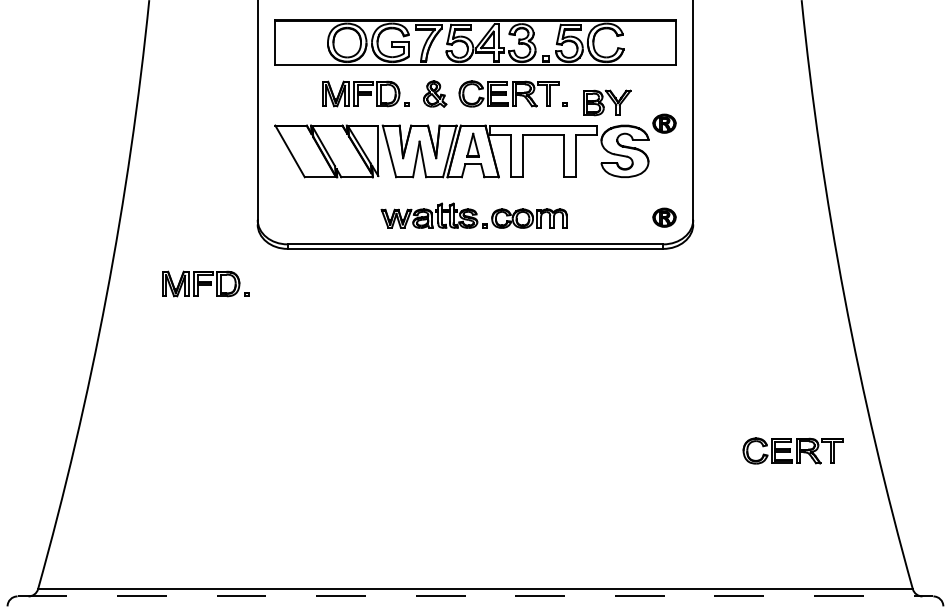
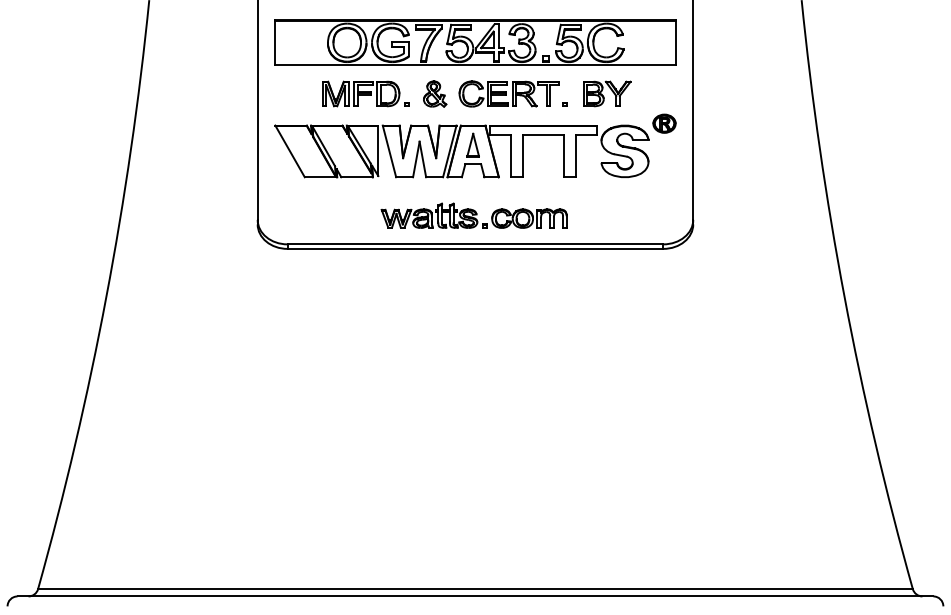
part position: (607, 102) -> (607, 93) (607, 93)
part: present -> none (664, 217)
part: present -> none (205, 283)
part: present -> none (792, 450)
line: dashed -> solid (475, 596)
